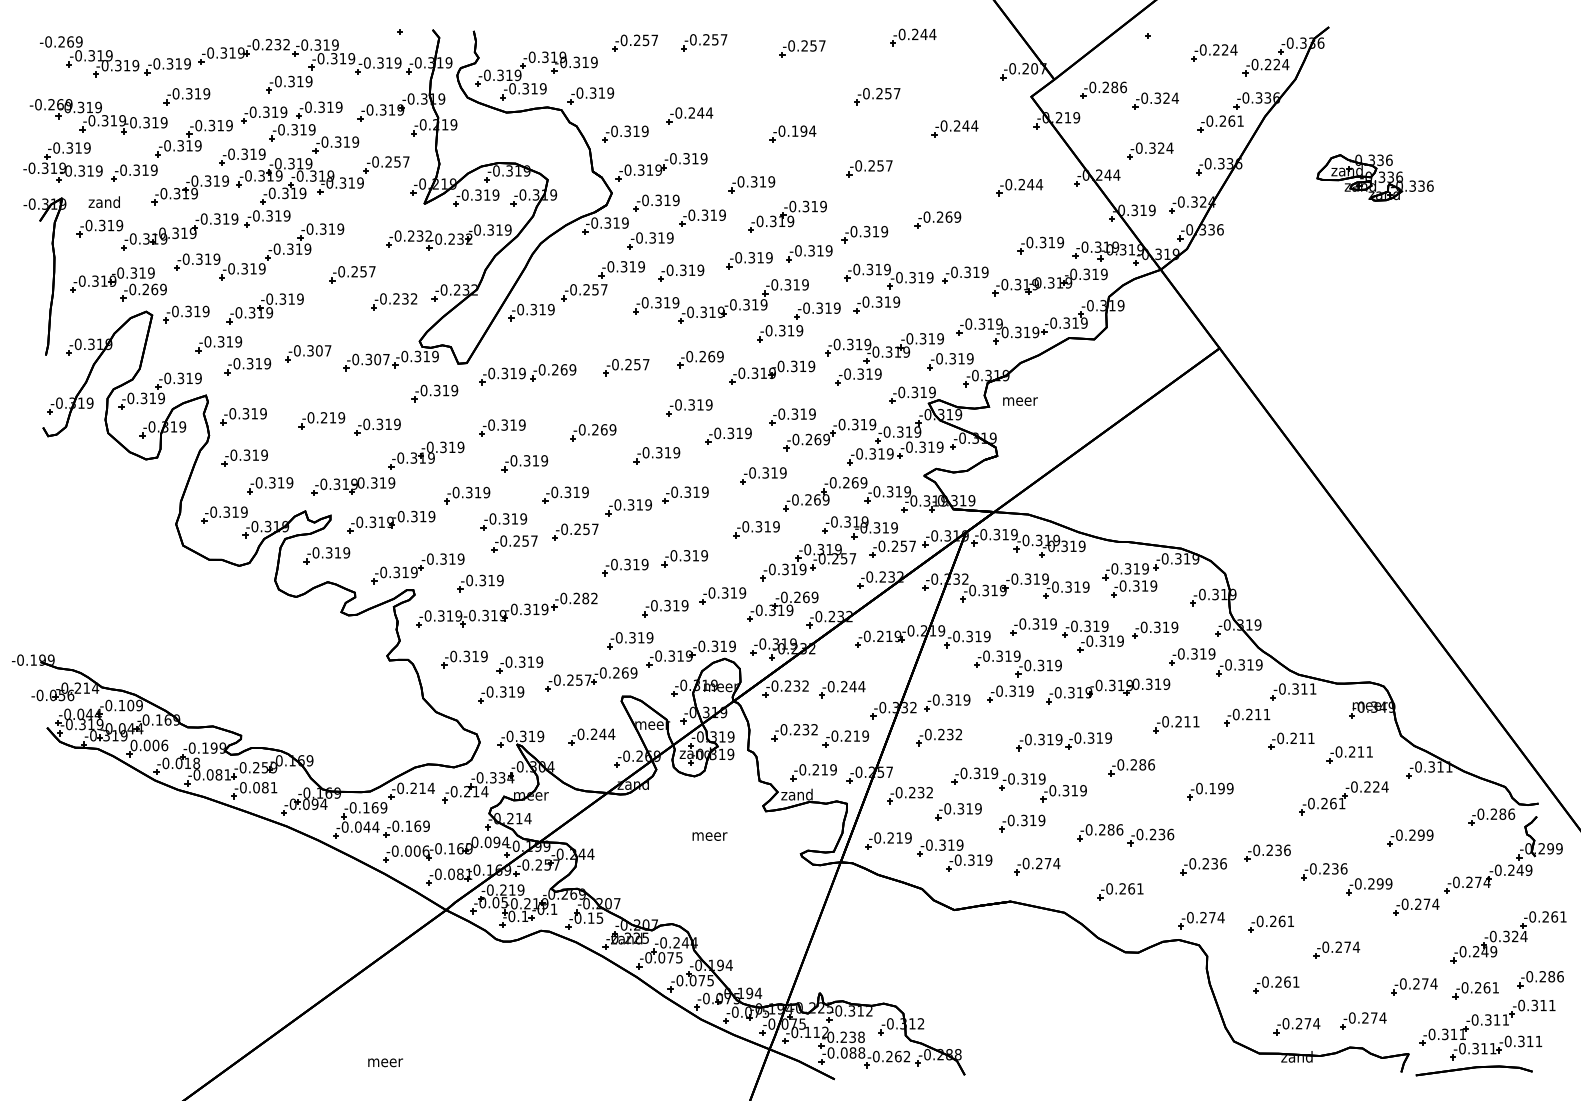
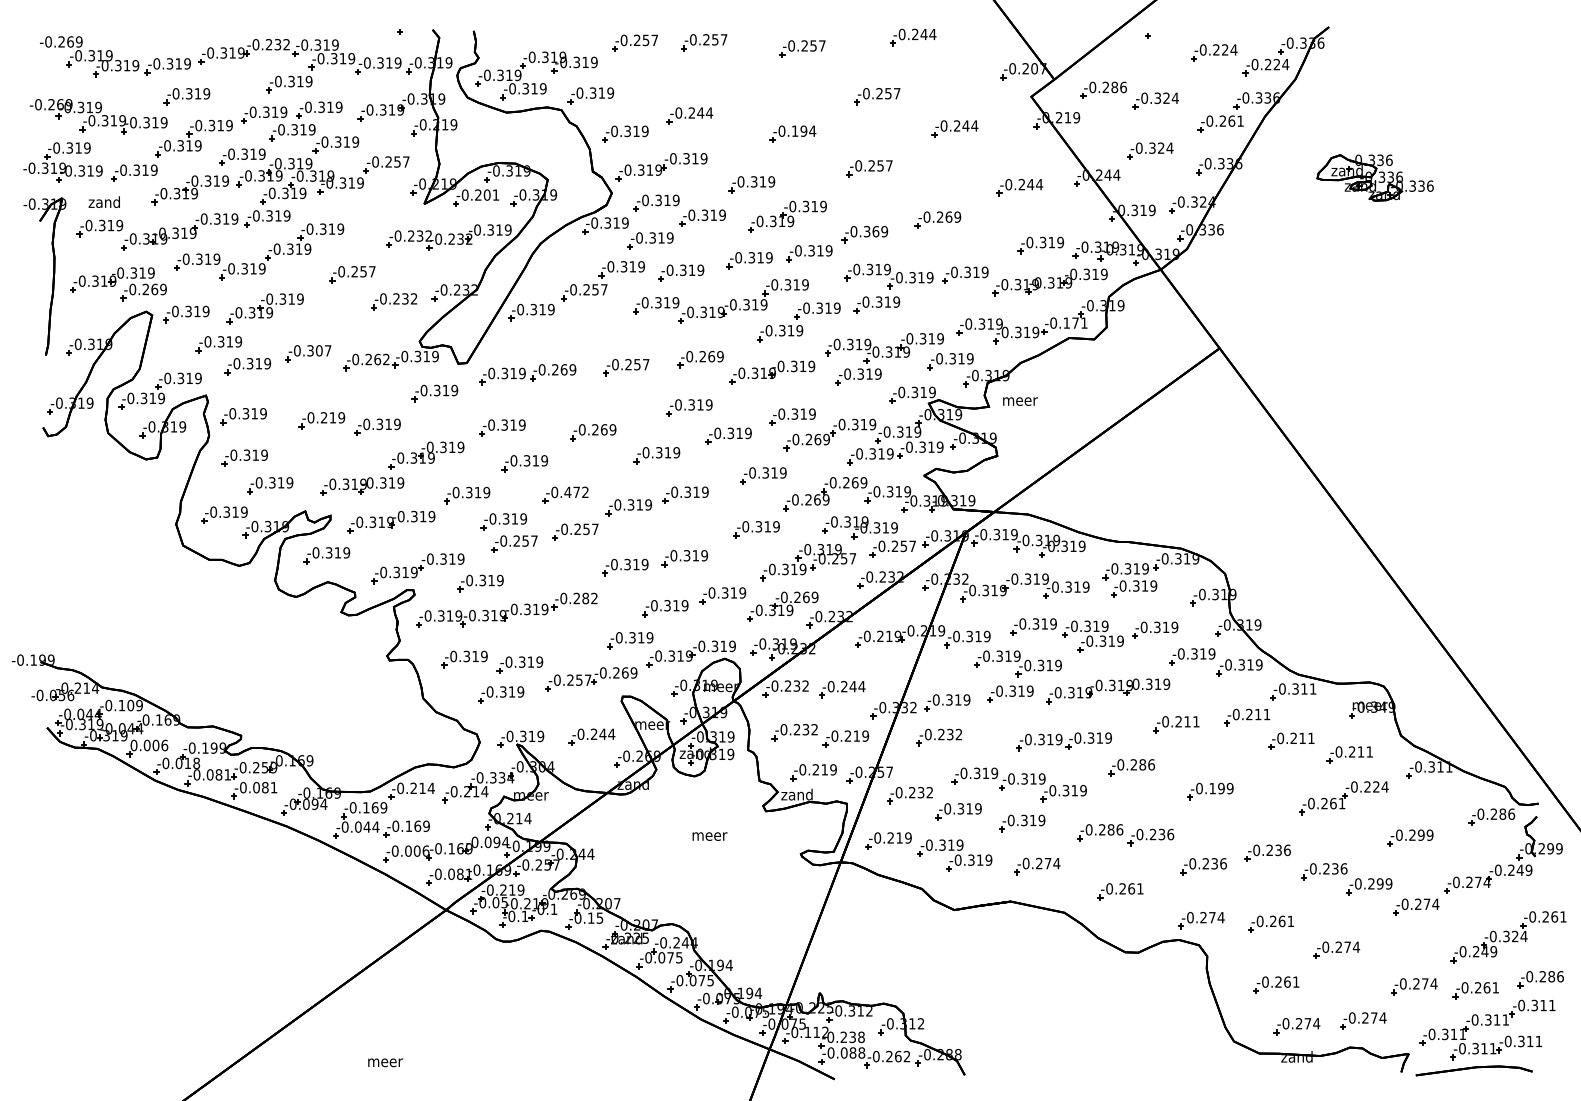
text: -0.319 -> -0.201 (487, 194)
text: -0.319 -> -0.369 (875, 231)
text: -0.319 -> -0.171 (1075, 322)
text: -0.307 -> -0.262 (377, 359)
part position: (353, 486) -> (362, 486) (362, 486)
text: -0.319 -> -0.472 (576, 492)
